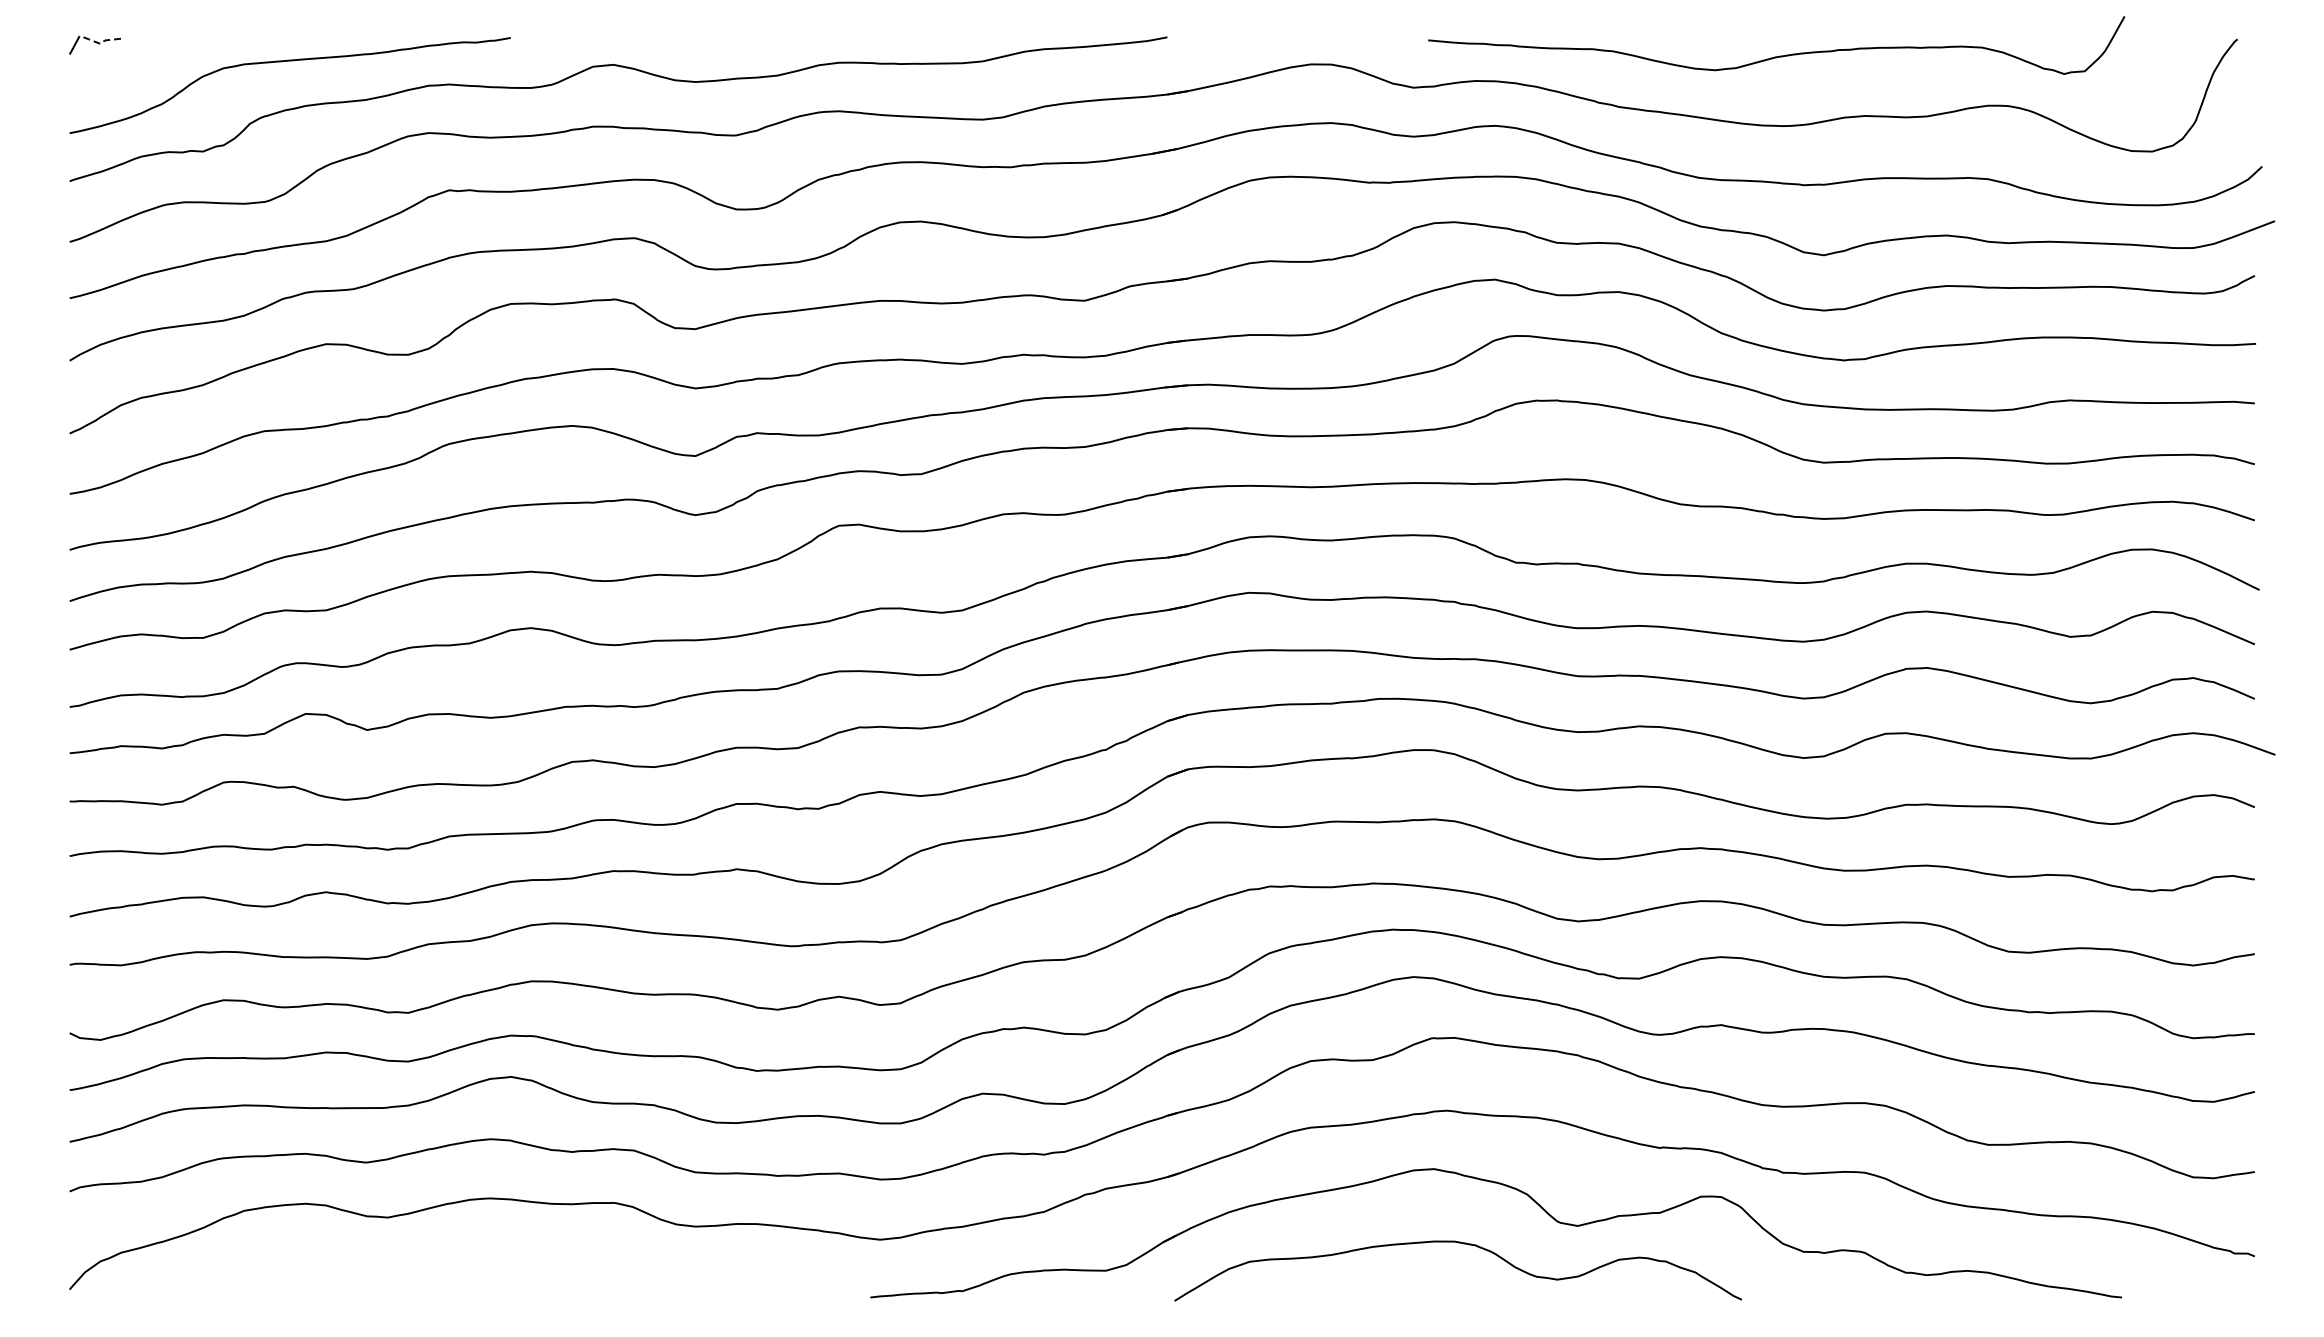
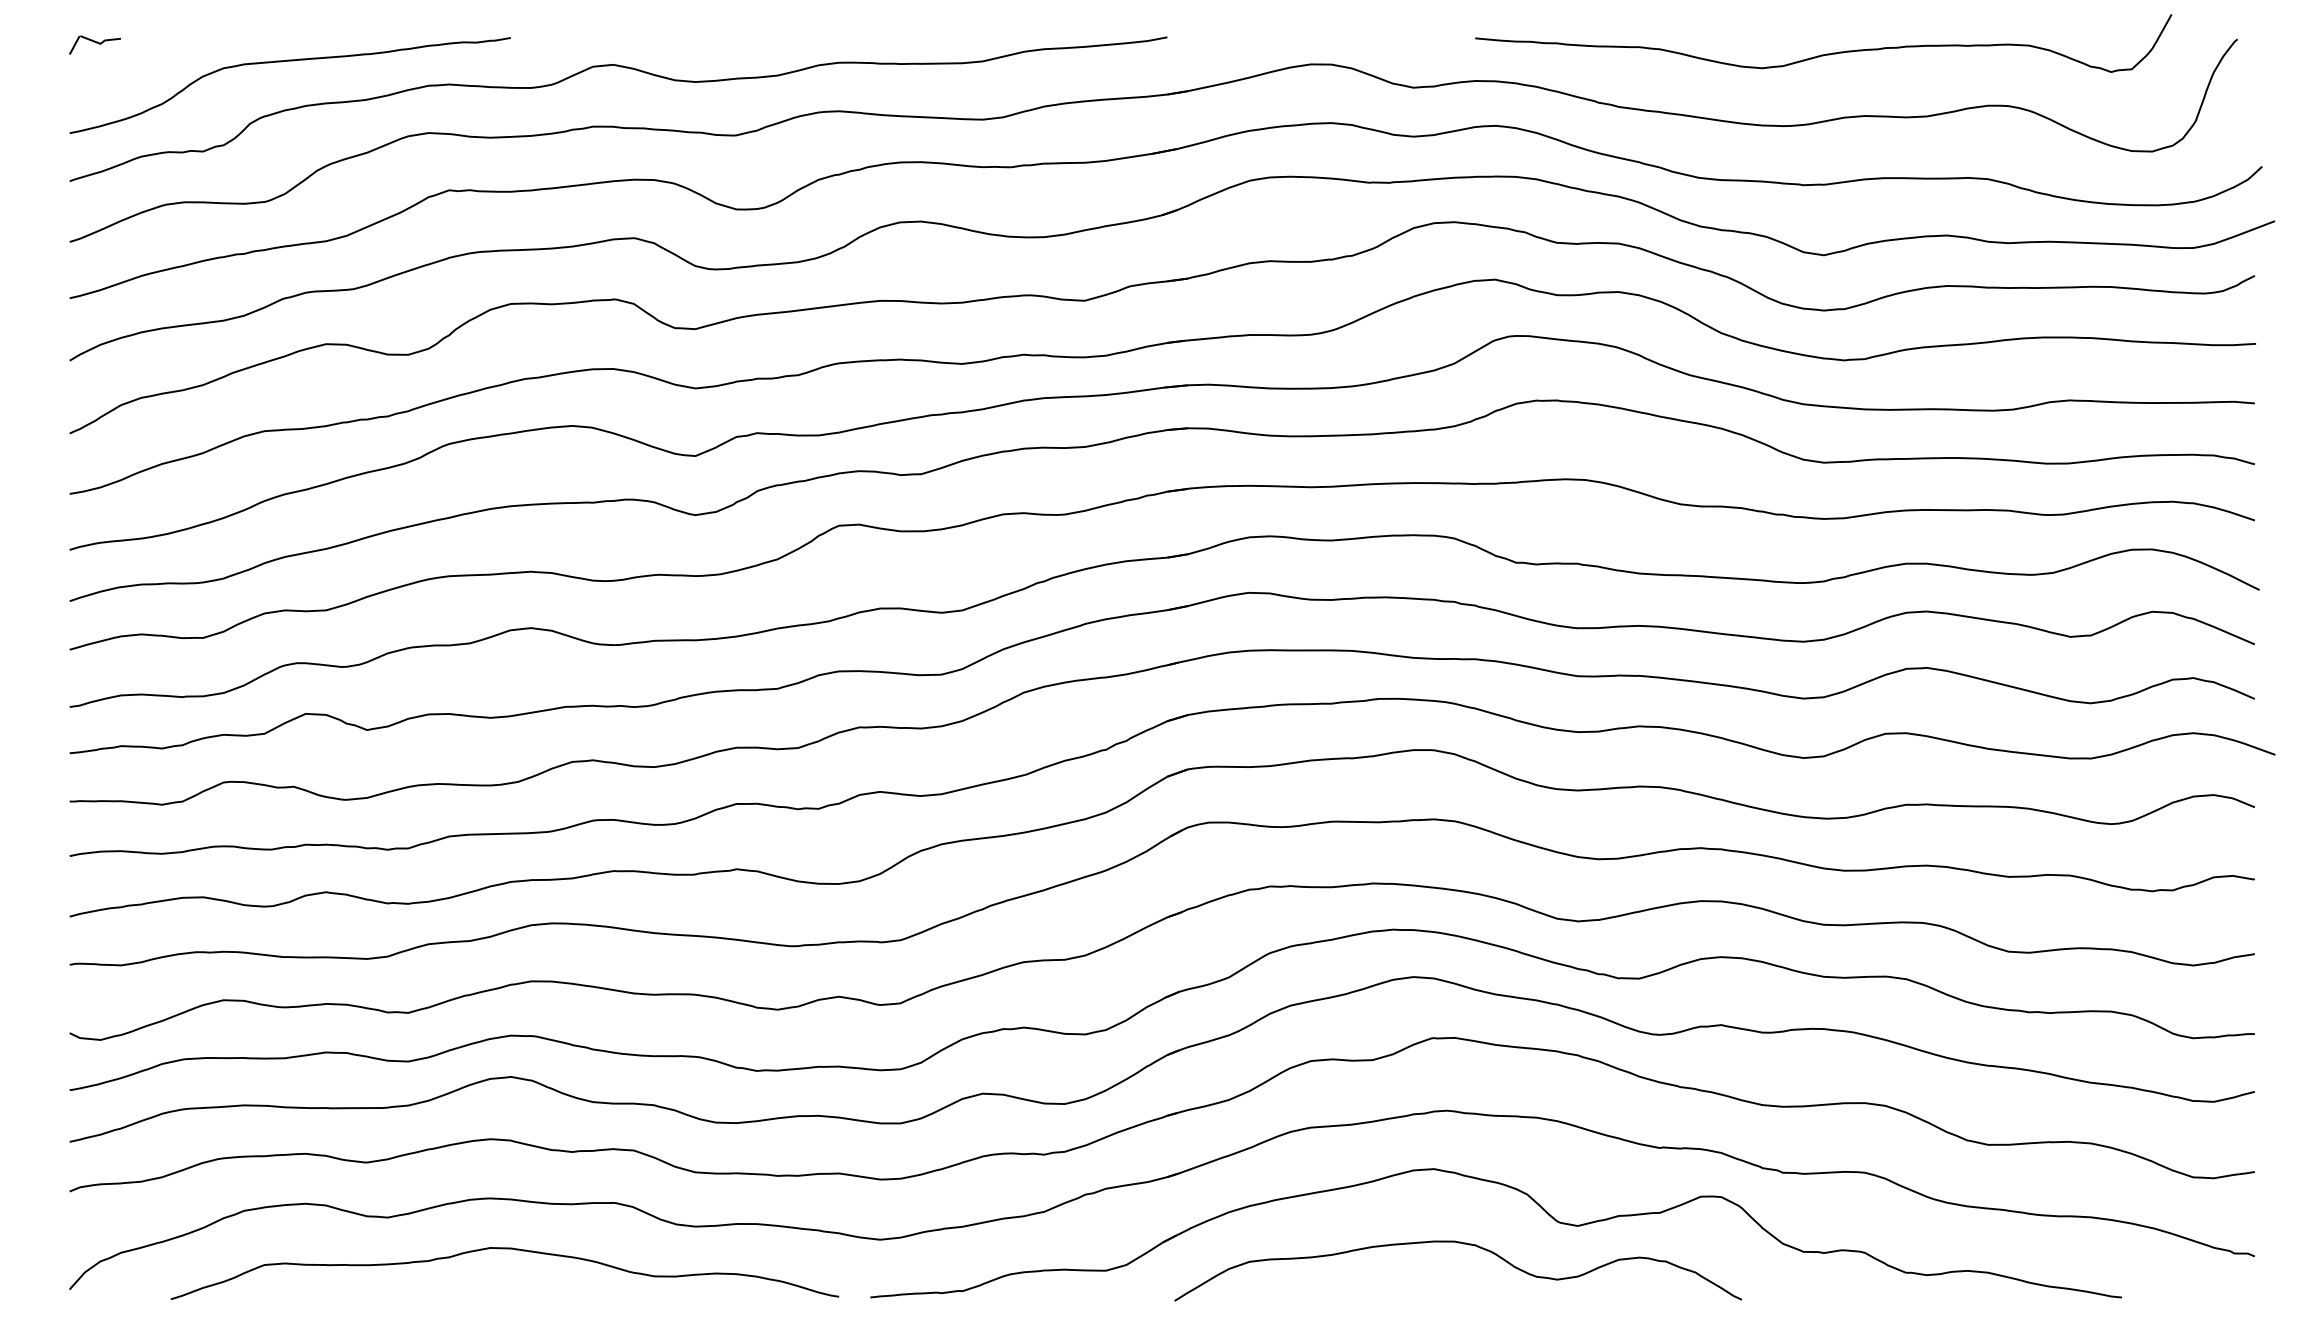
line: dashed -> solid (100, 43)
curve position: (1779, 55) -> (1826, 53) (1826, 53)
curve: none -> present (504, 1249)
